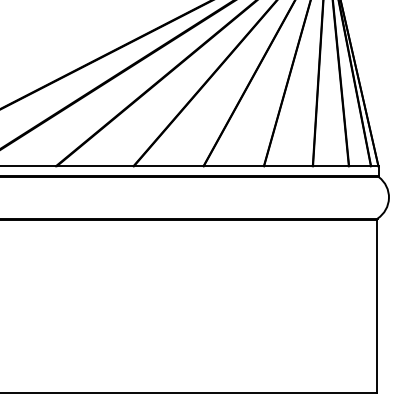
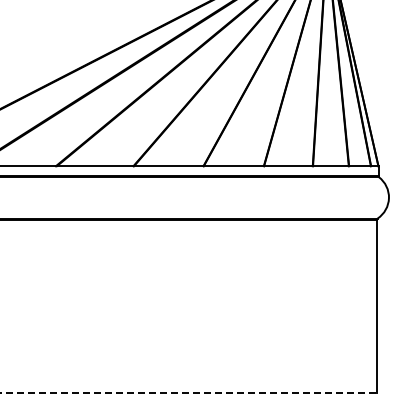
line: solid -> dashed (188, 393)
